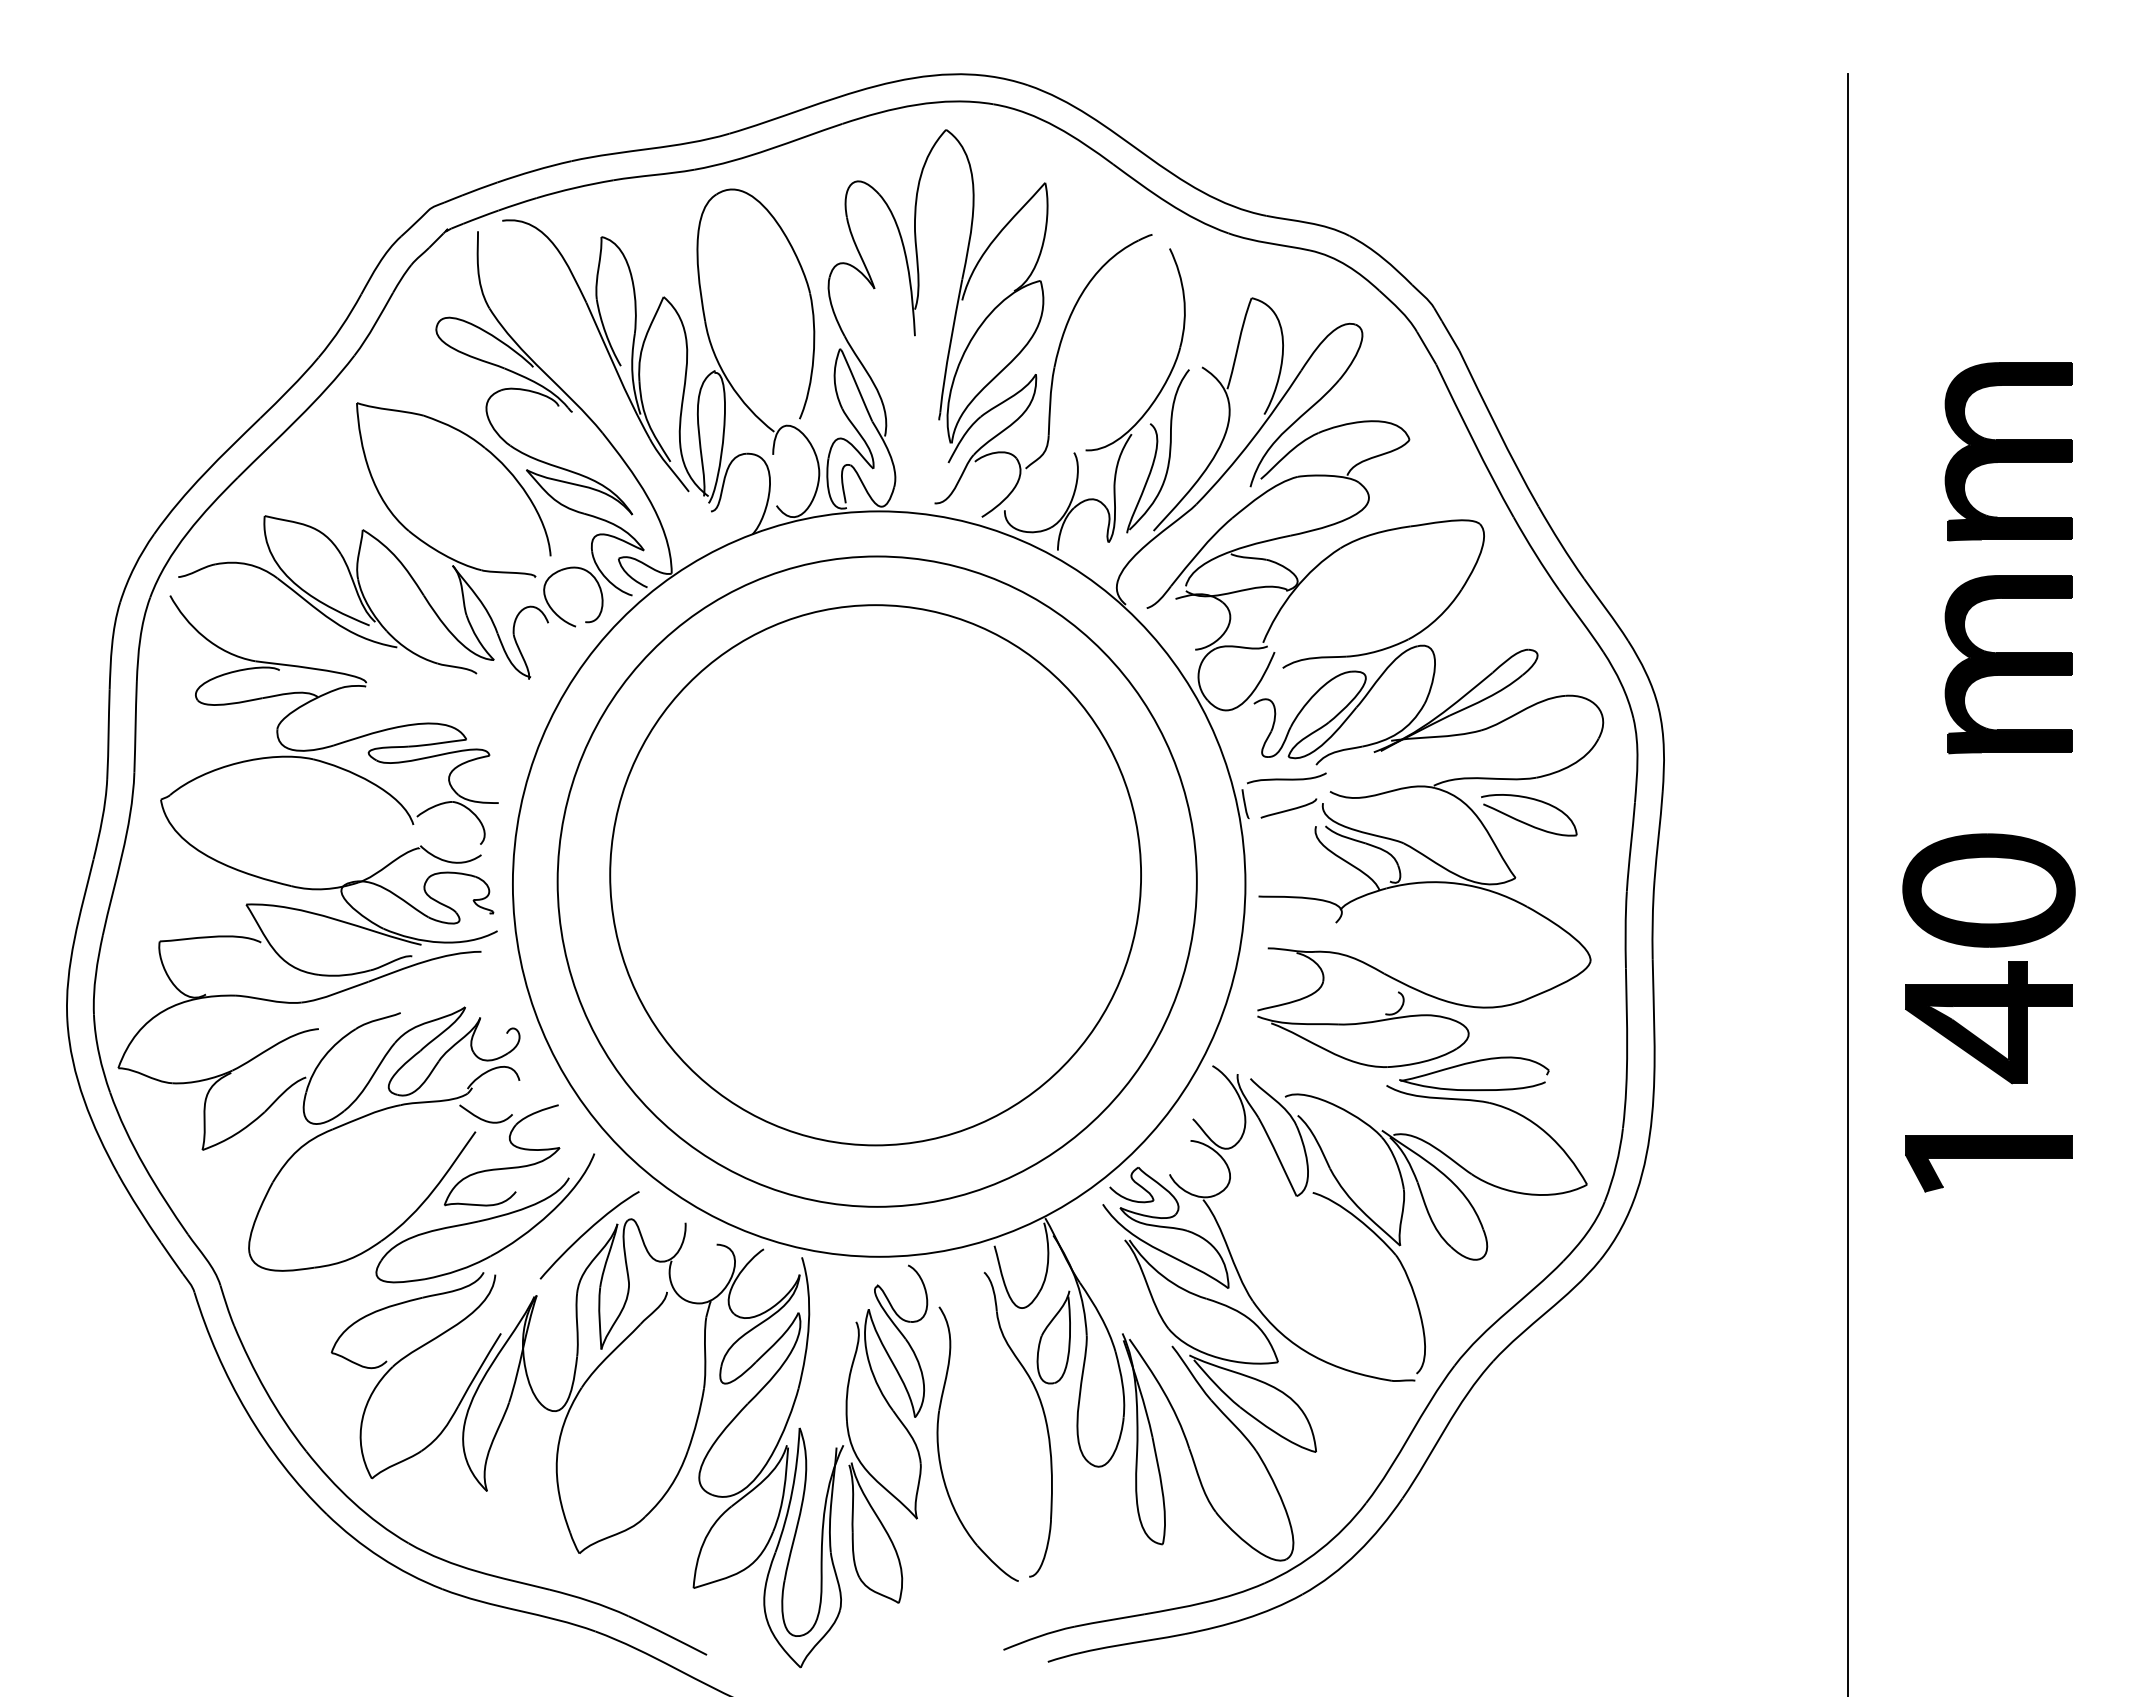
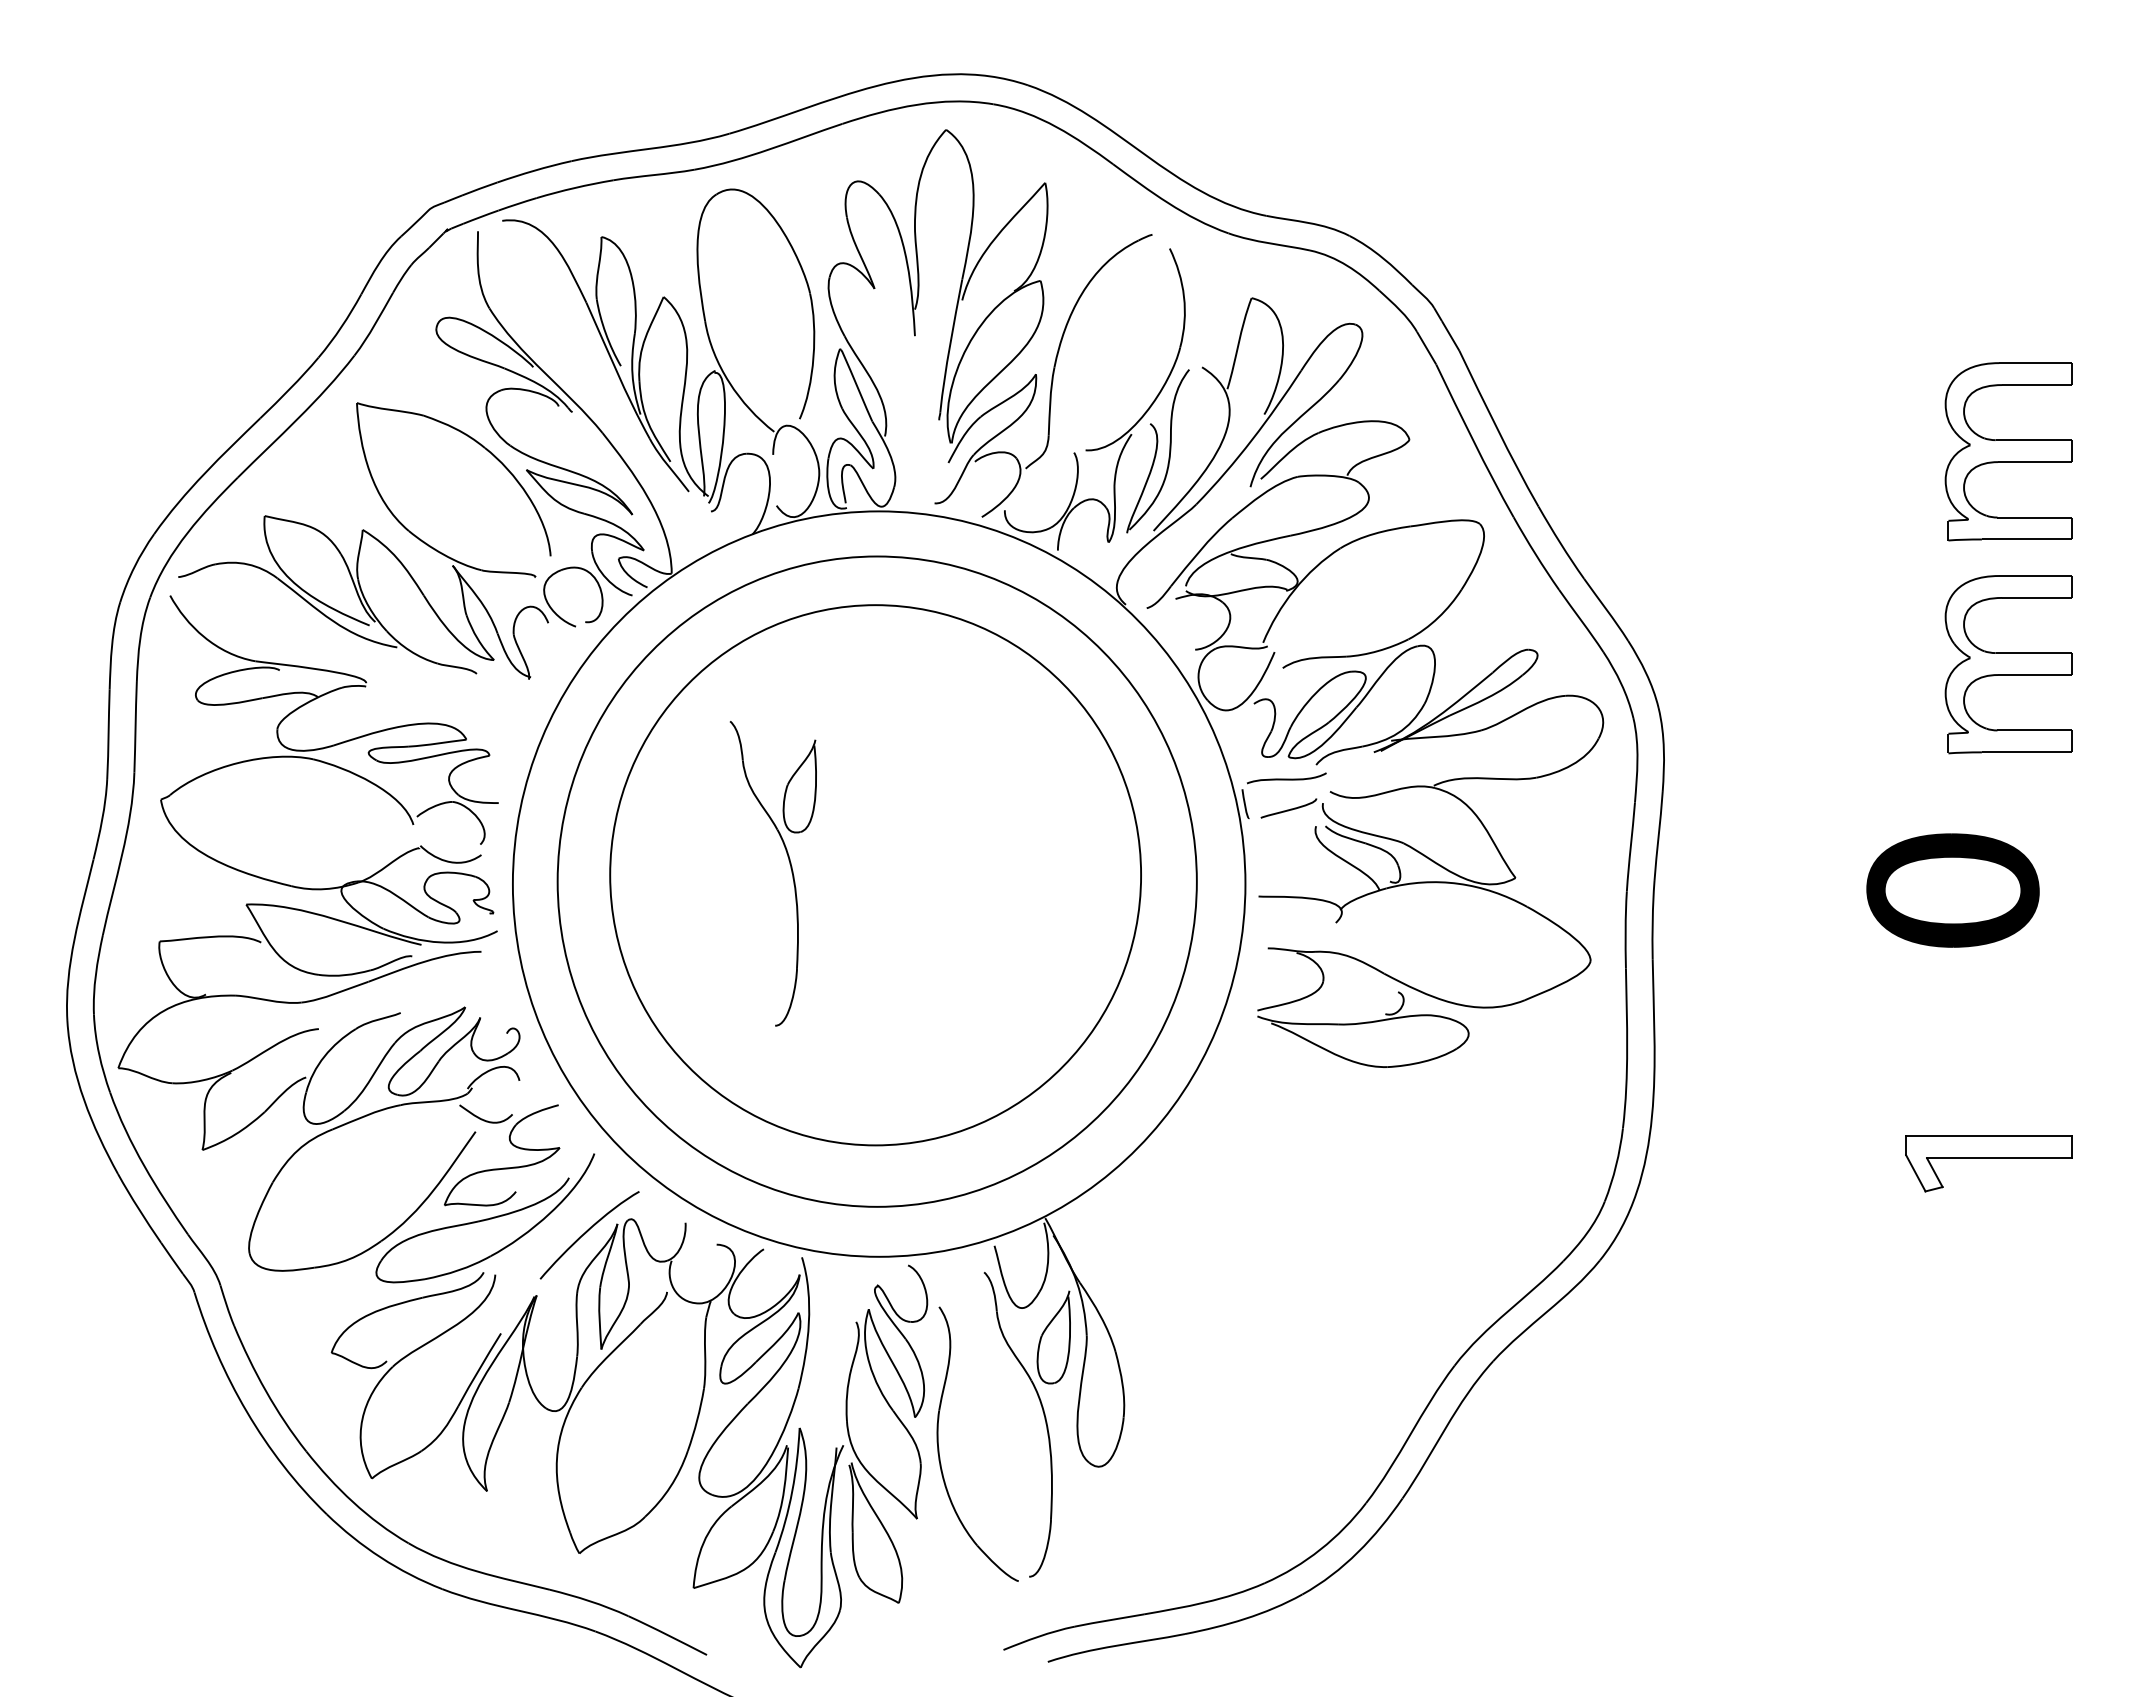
fill: present -> none (2008, 451)
fill: present -> none (2008, 664)
part: present -> none (1526, 822)
part: none -> present (790, 868)
line: present -> none (1847, 883)
part position: (1988, 890) -> (1952, 890) (1952, 890)
part: present -> none (1988, 1022)
fill: present -> none (1989, 1163)
part: present -> none (1323, 1359)
